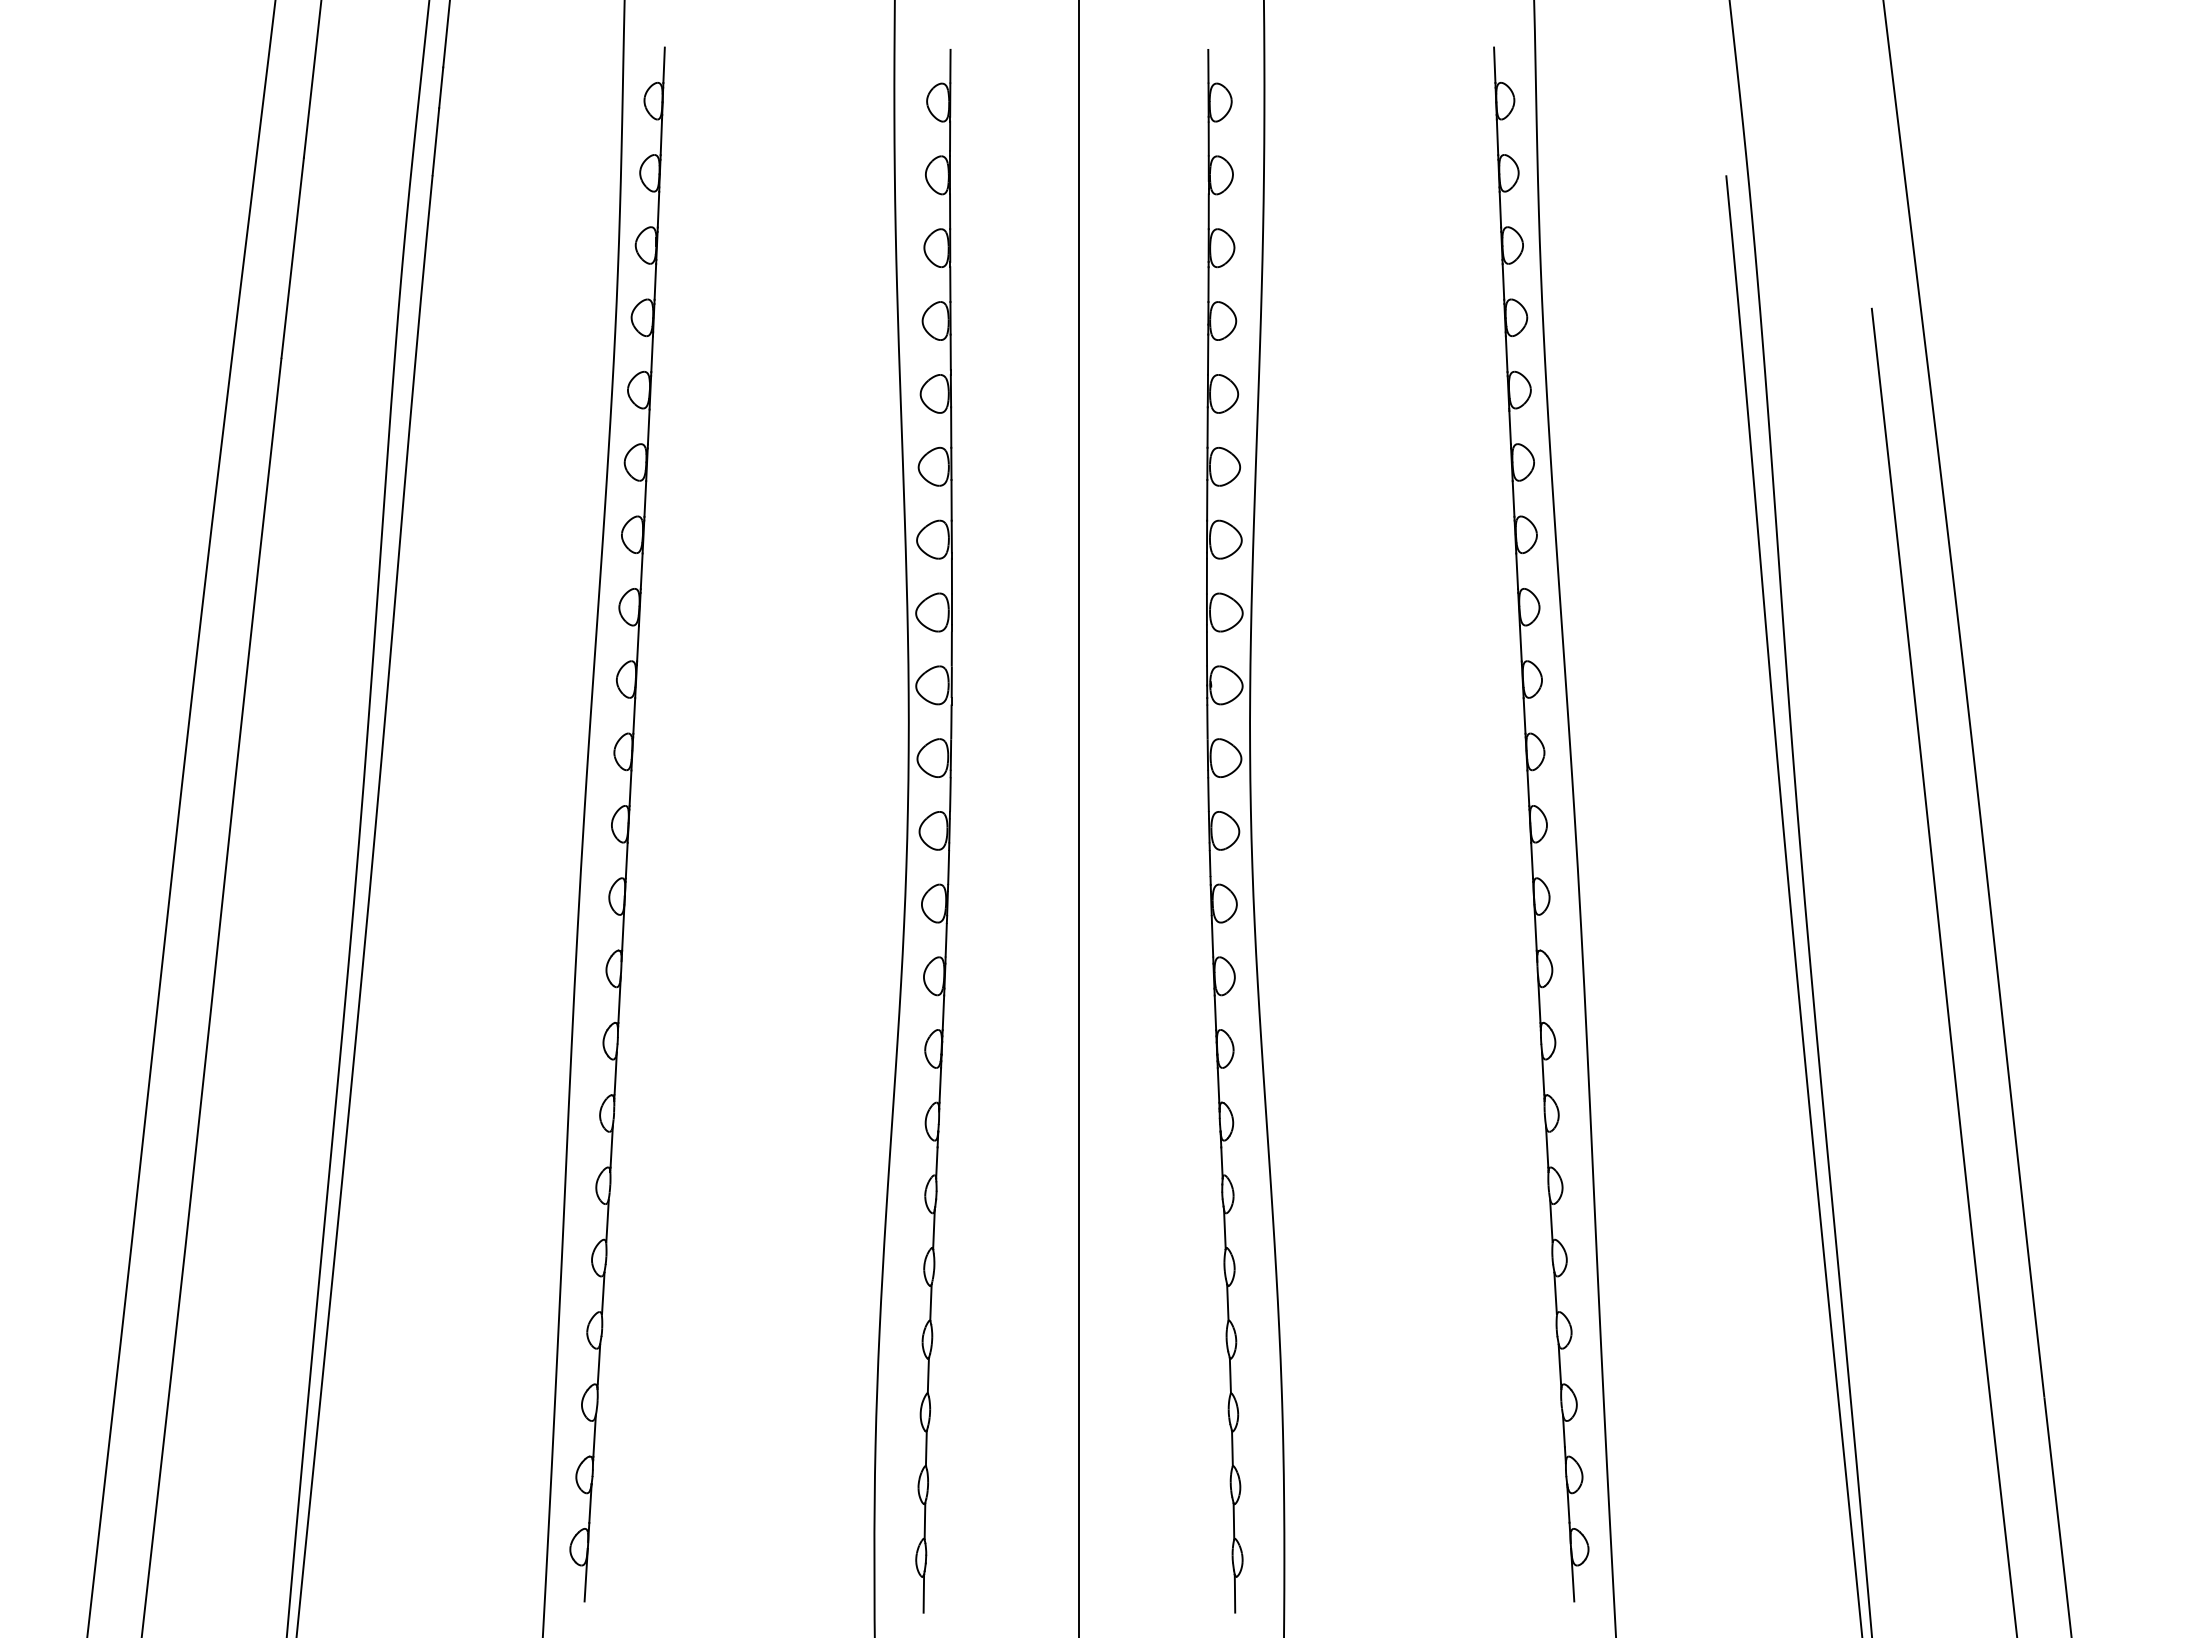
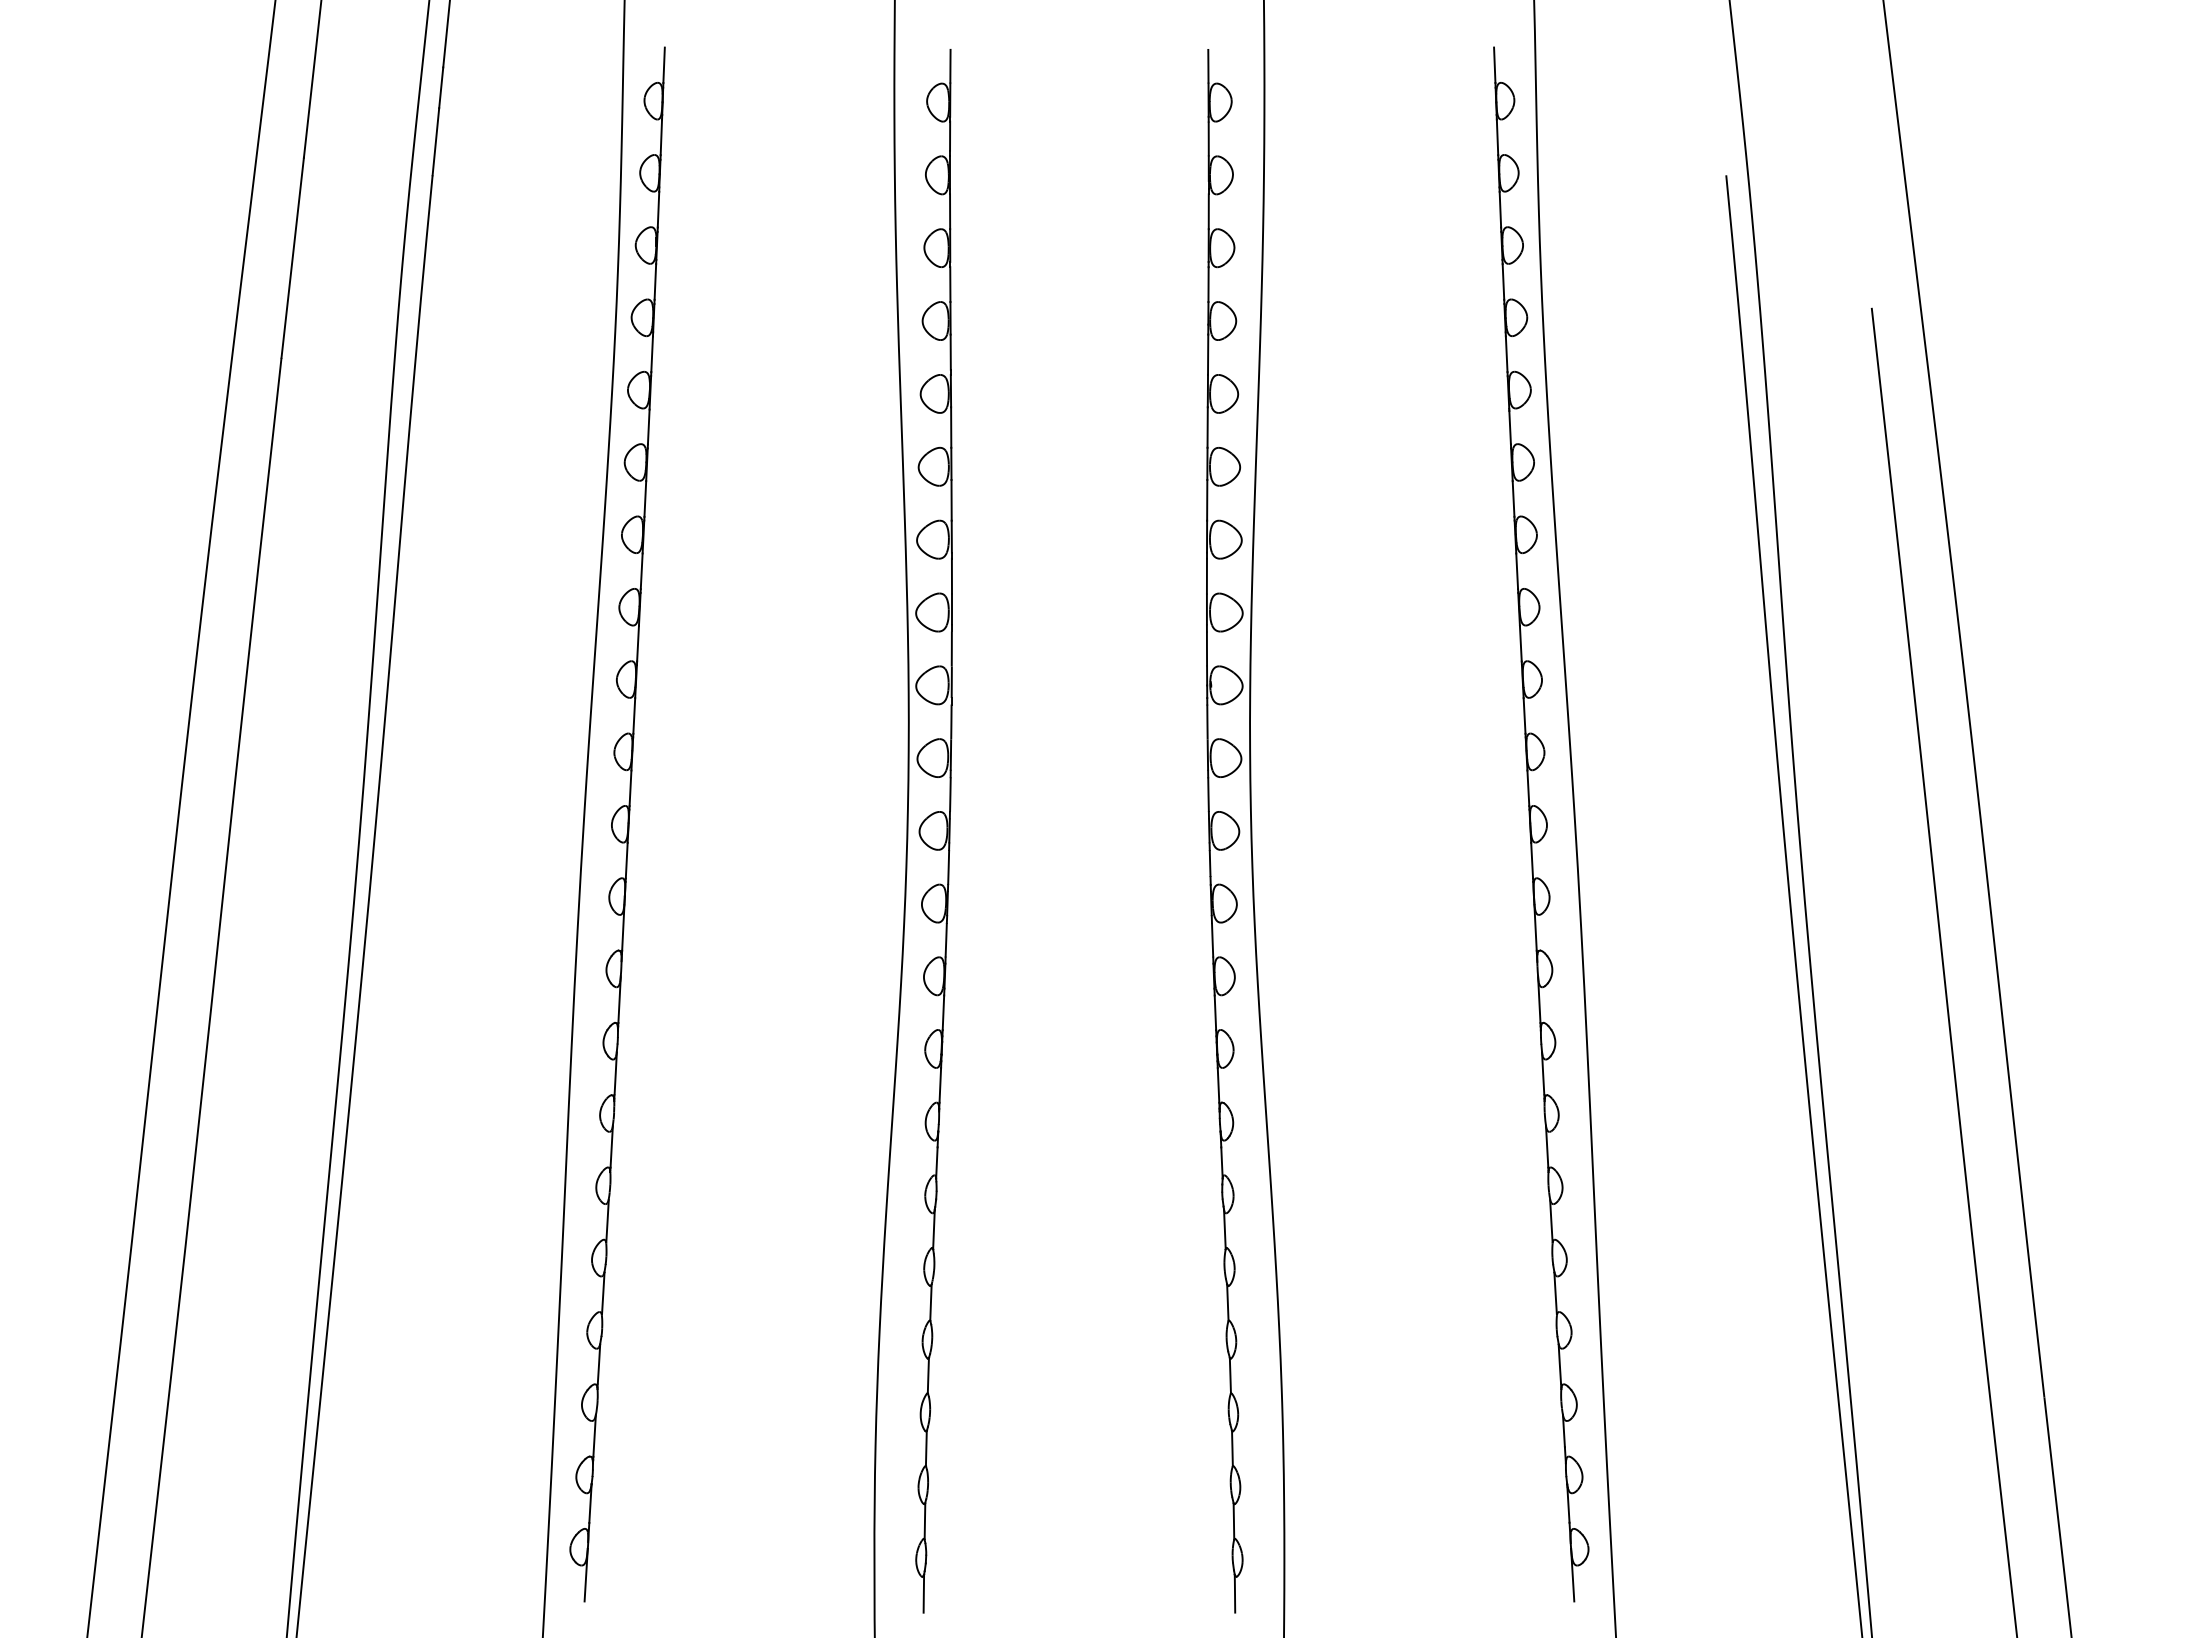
line: present -> none (1079, 818)
